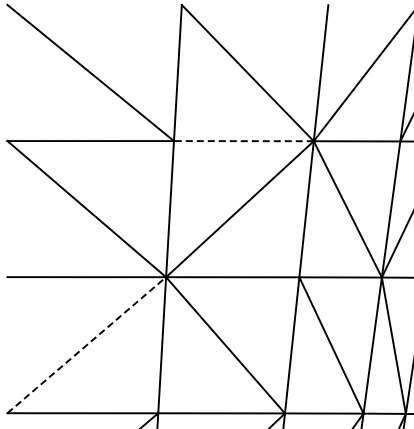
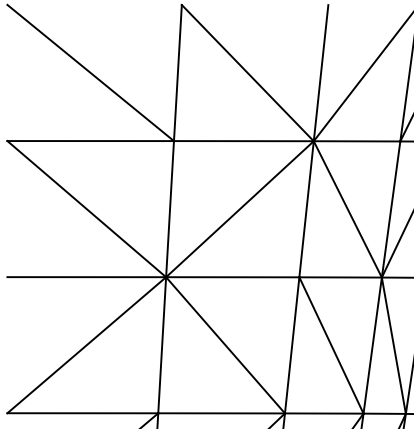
line: dashed -> solid (243, 141)
line: dashed -> solid (86, 345)
